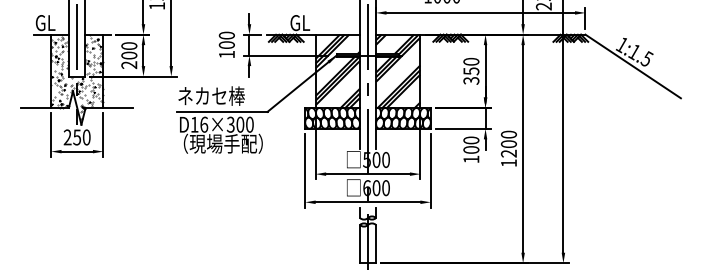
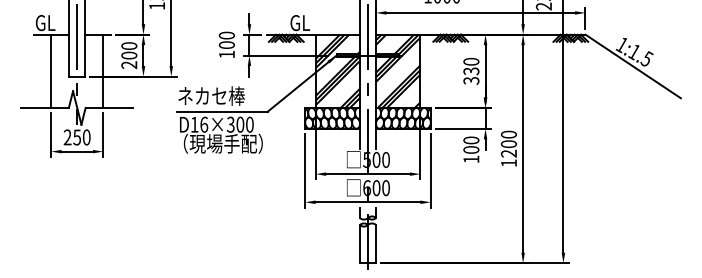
text: 350 -> 330 (470, 70)
hatch: present -> none (77, 76)
